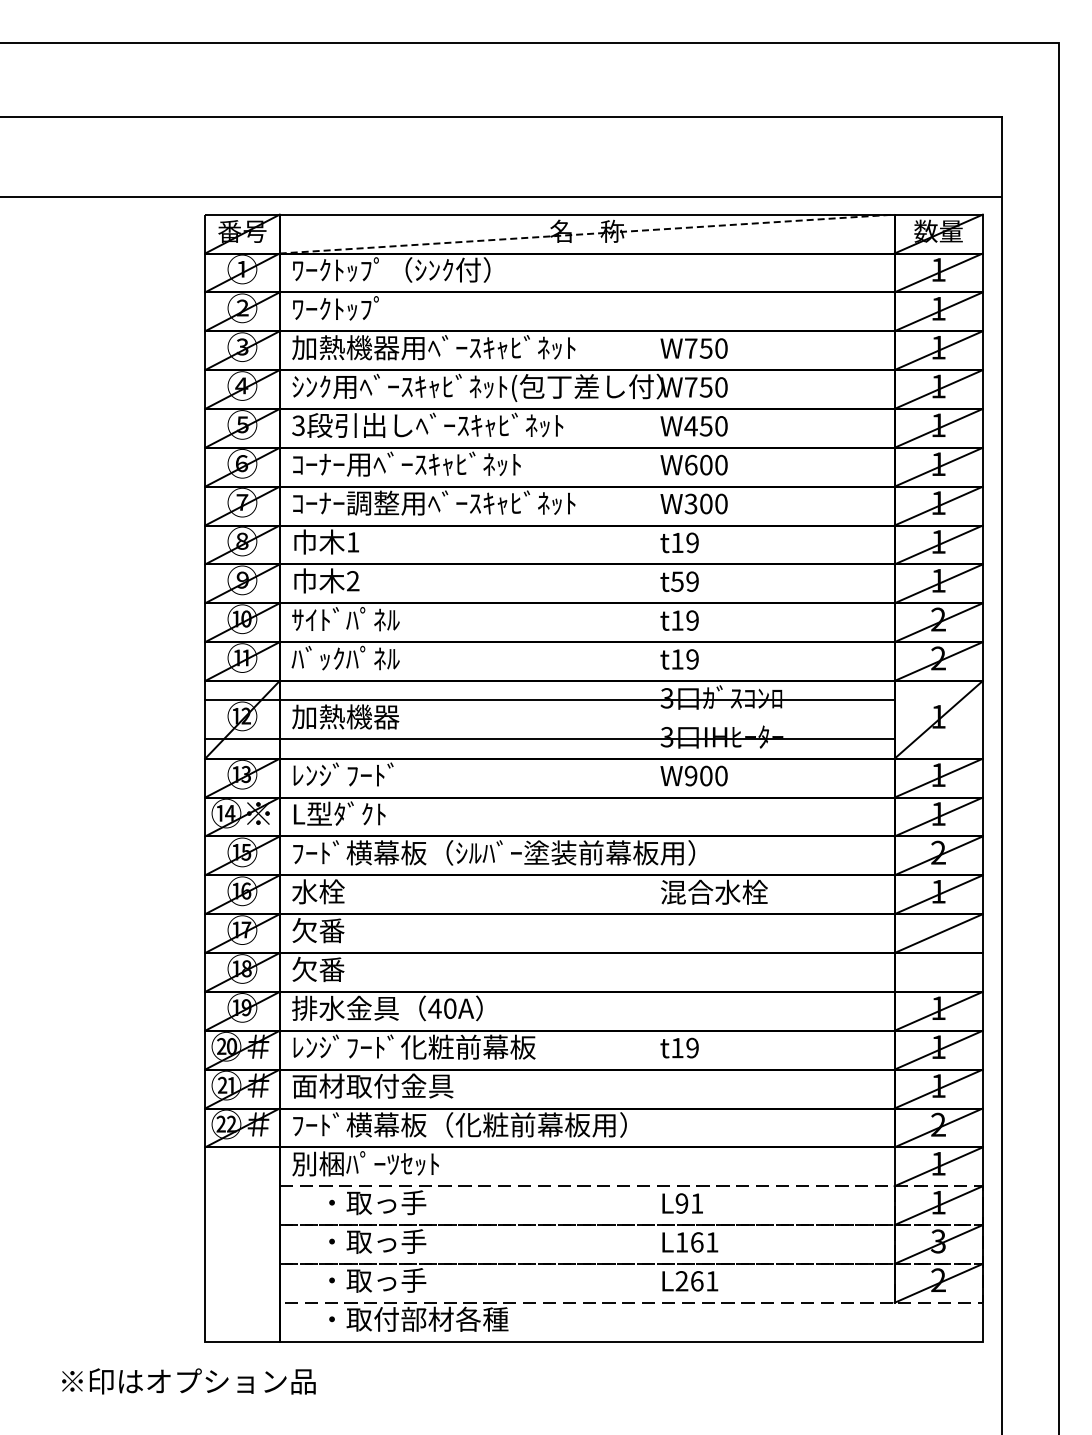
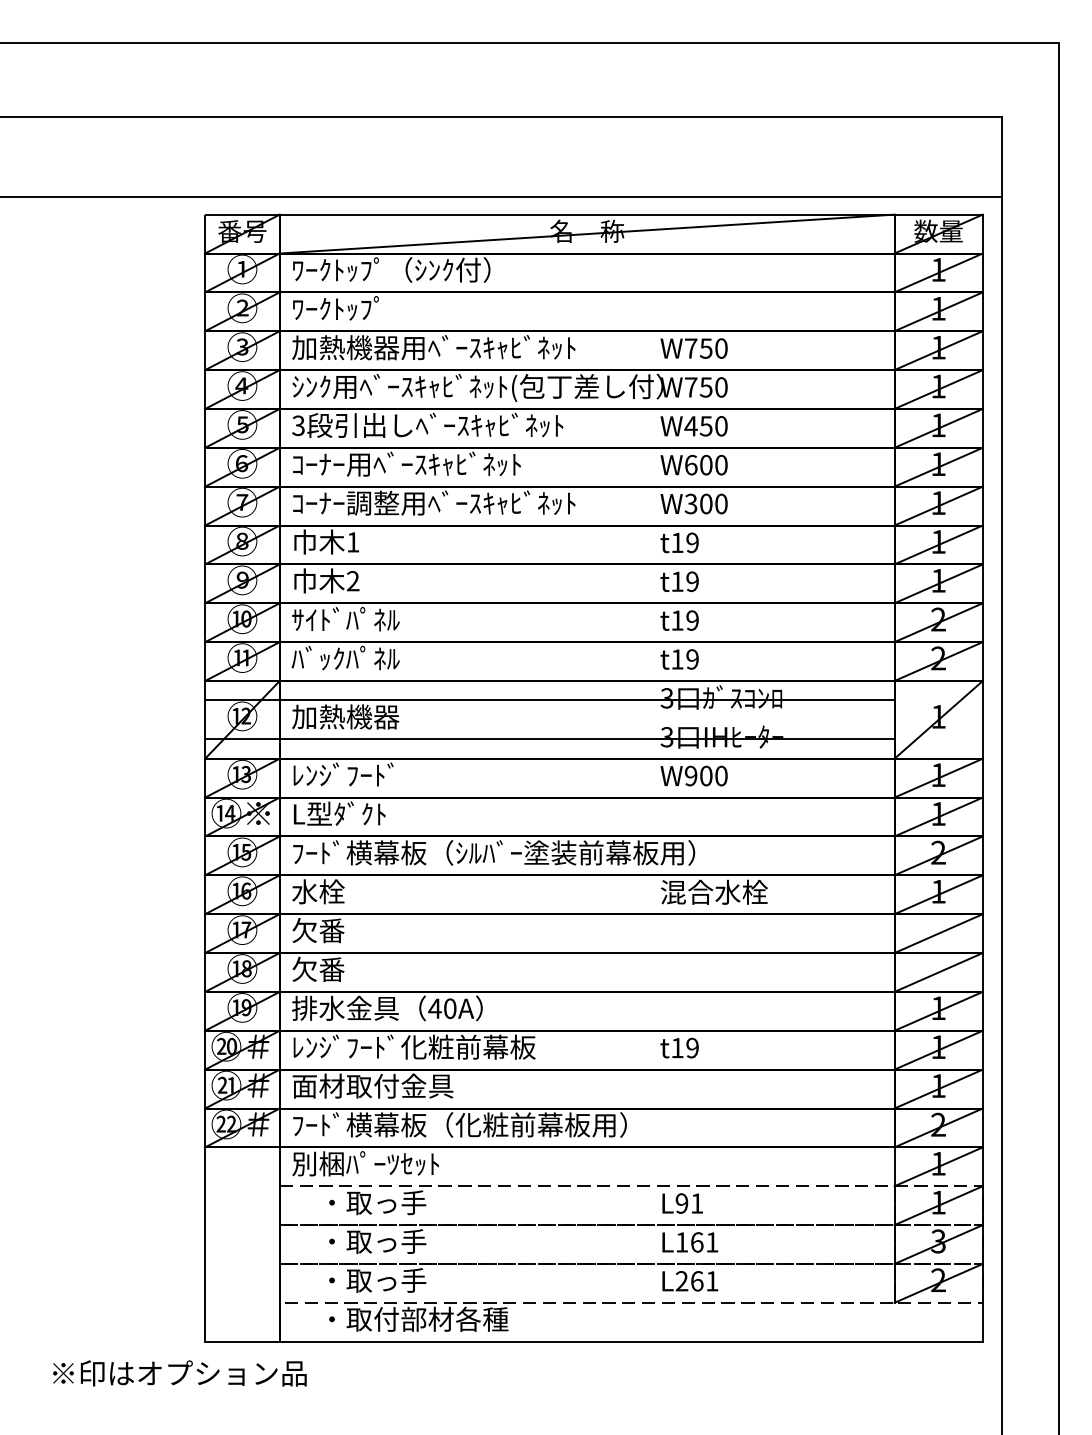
line: dashed -> solid (587, 234)
text: t59 -> t19 (677, 581)
line: none -> present (938, 972)
text position: (188, 1381) -> (179, 1373) (179, 1373)
